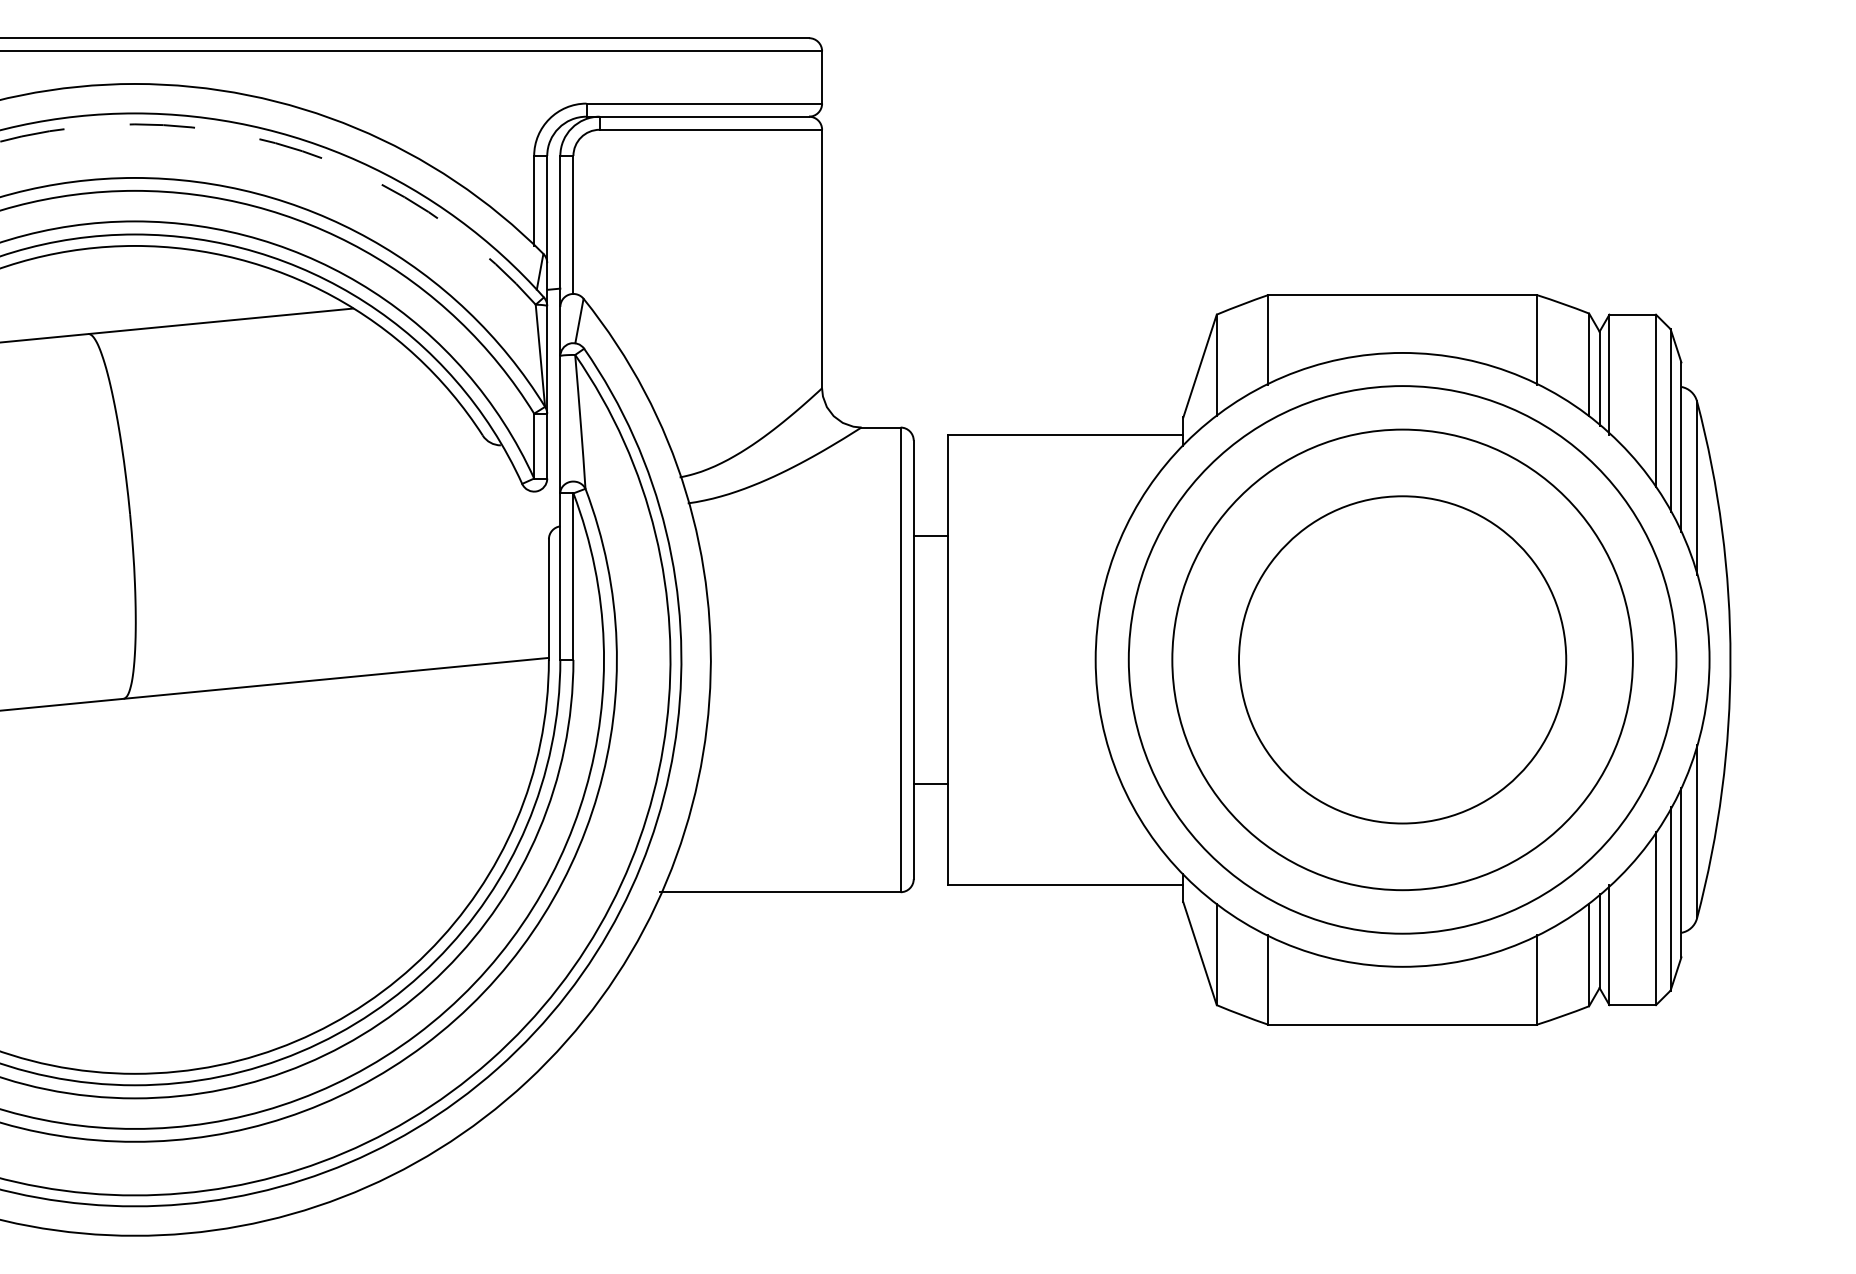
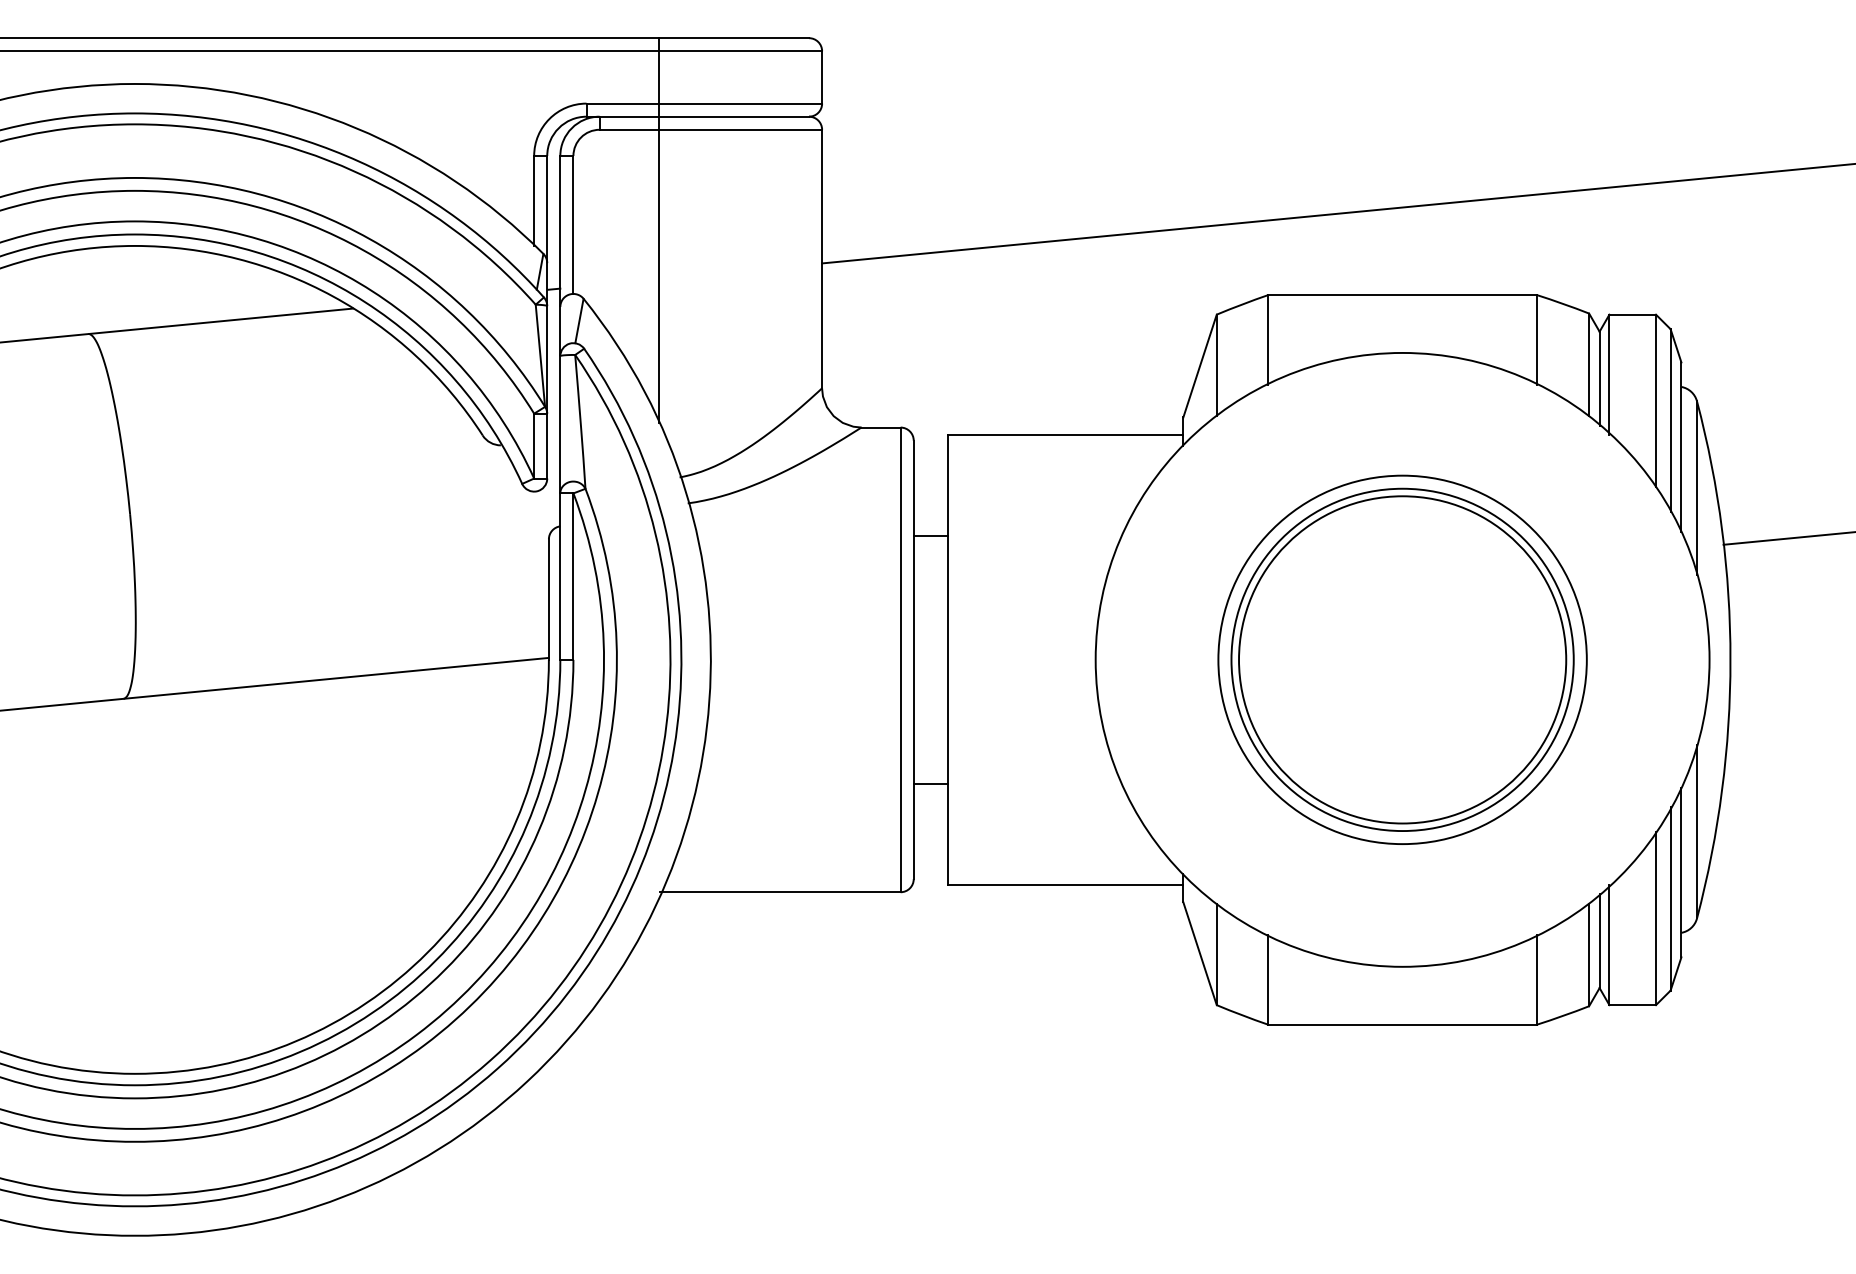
arc: dashed -> solid (291, 147)
line: none -> present (1337, 213)
line: none -> present (658, 230)
line: none -> present (1787, 538)
circle diameter: 461 px -> 368 px (1402, 659)
circle diameter: 548 px -> 342 px (1402, 659)
